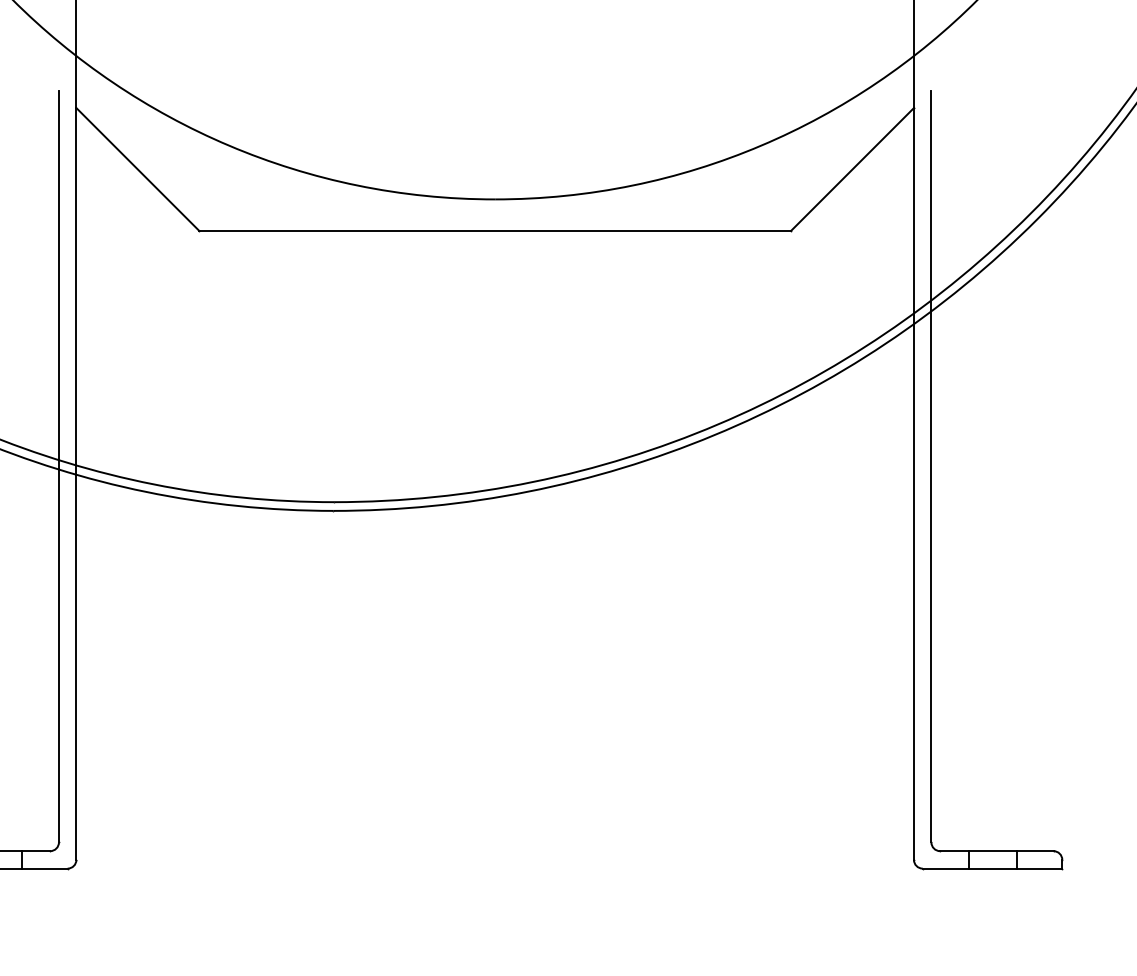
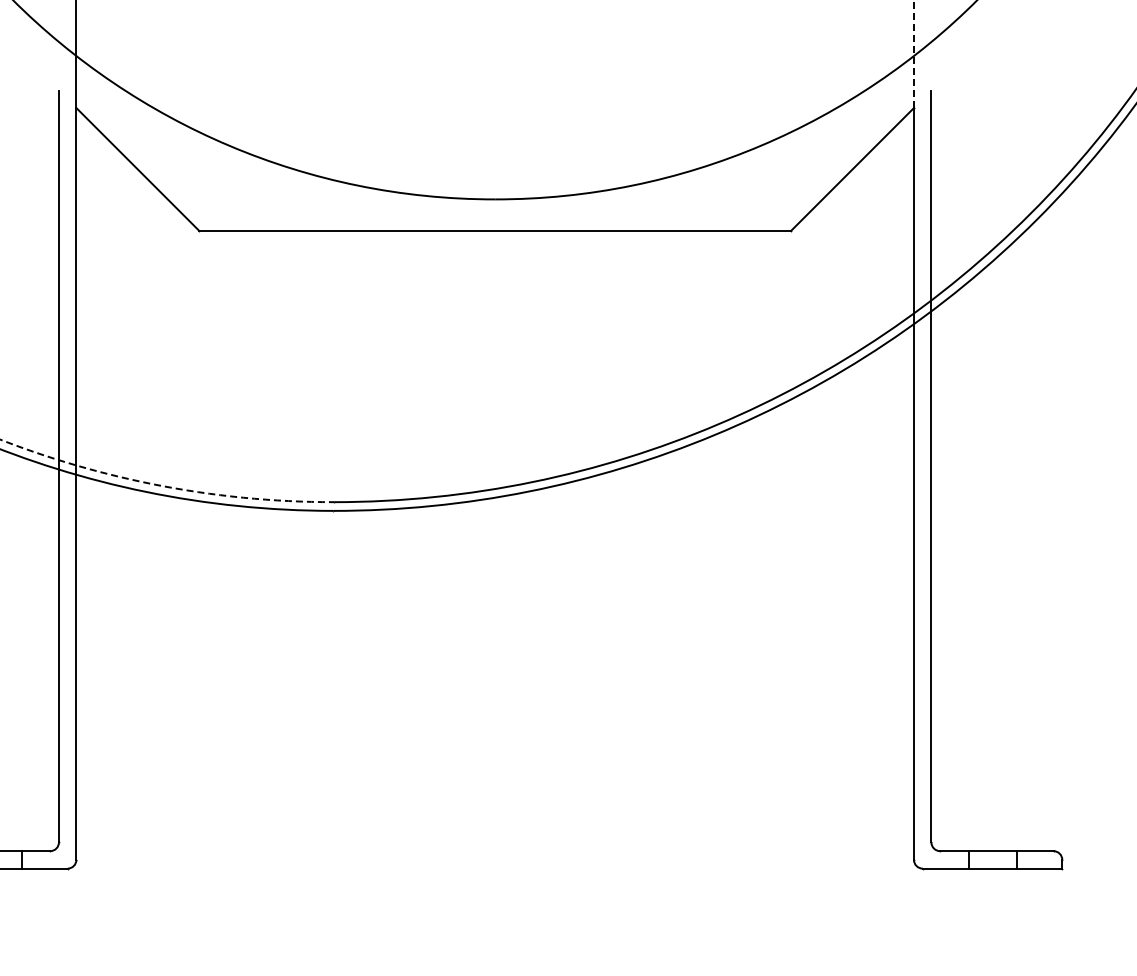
line: solid -> dashed (913, 54)
arc: solid -> dashed (163, 486)
